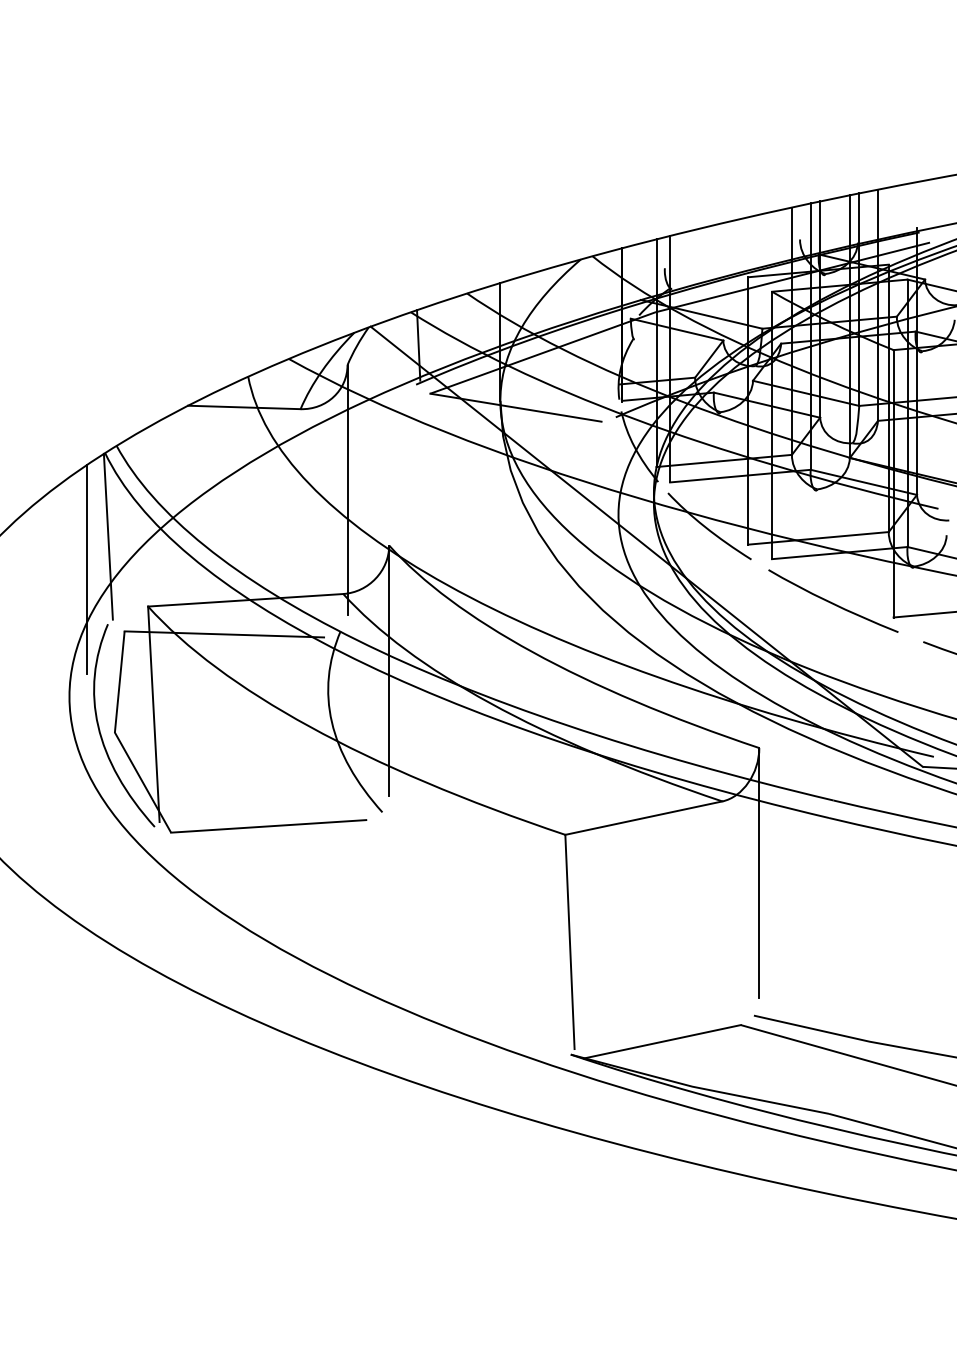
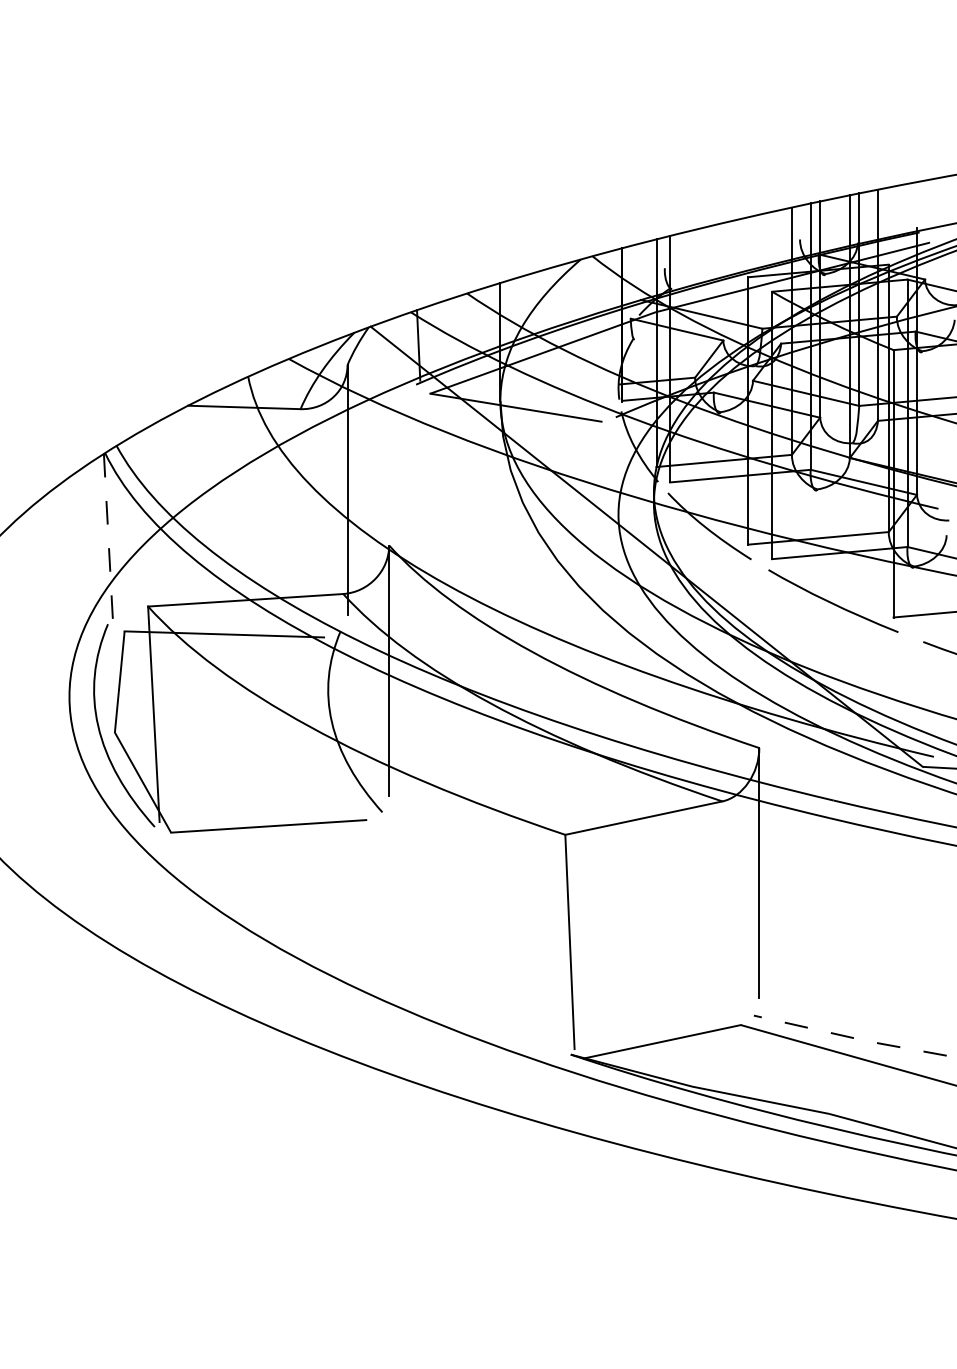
line: solid -> dashed (108, 537)
line: present -> none (87, 569)
line: solid -> dashed (855, 1038)
